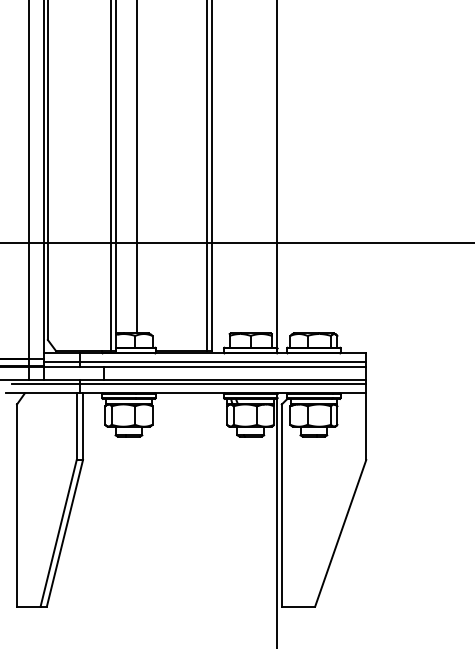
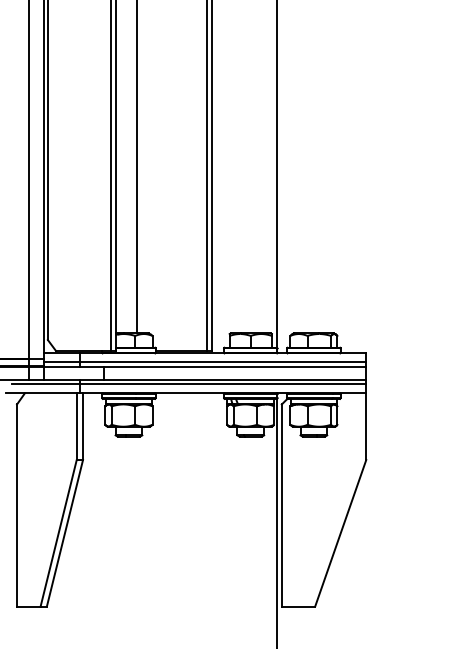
line: present -> none (236, 243)
